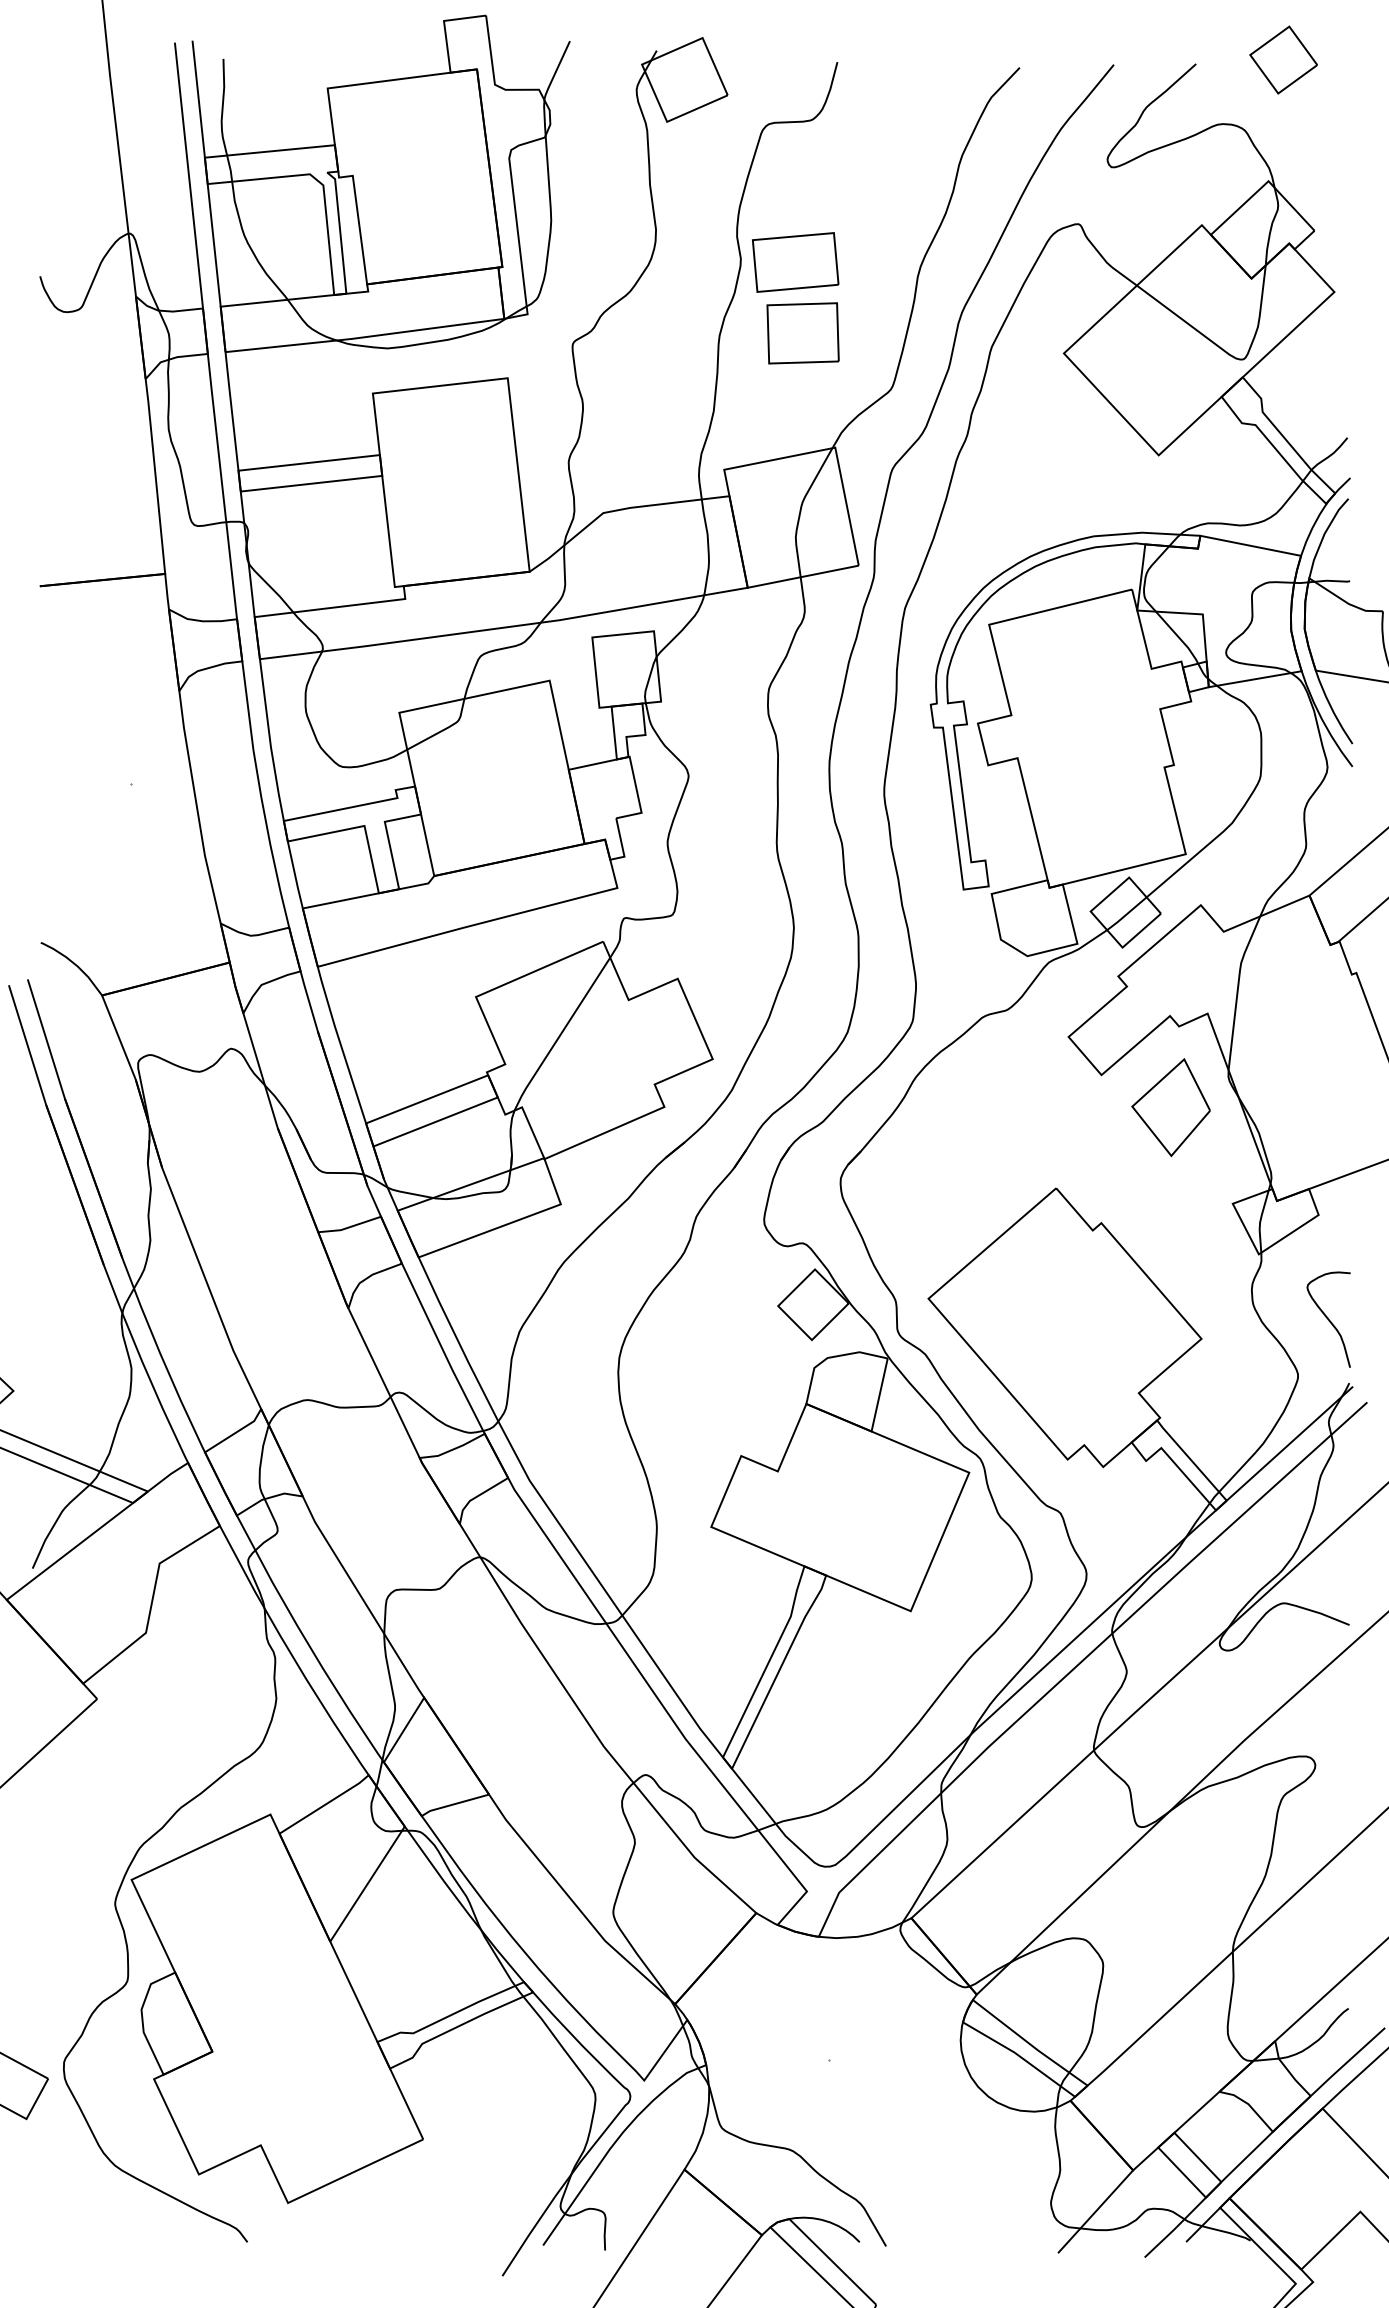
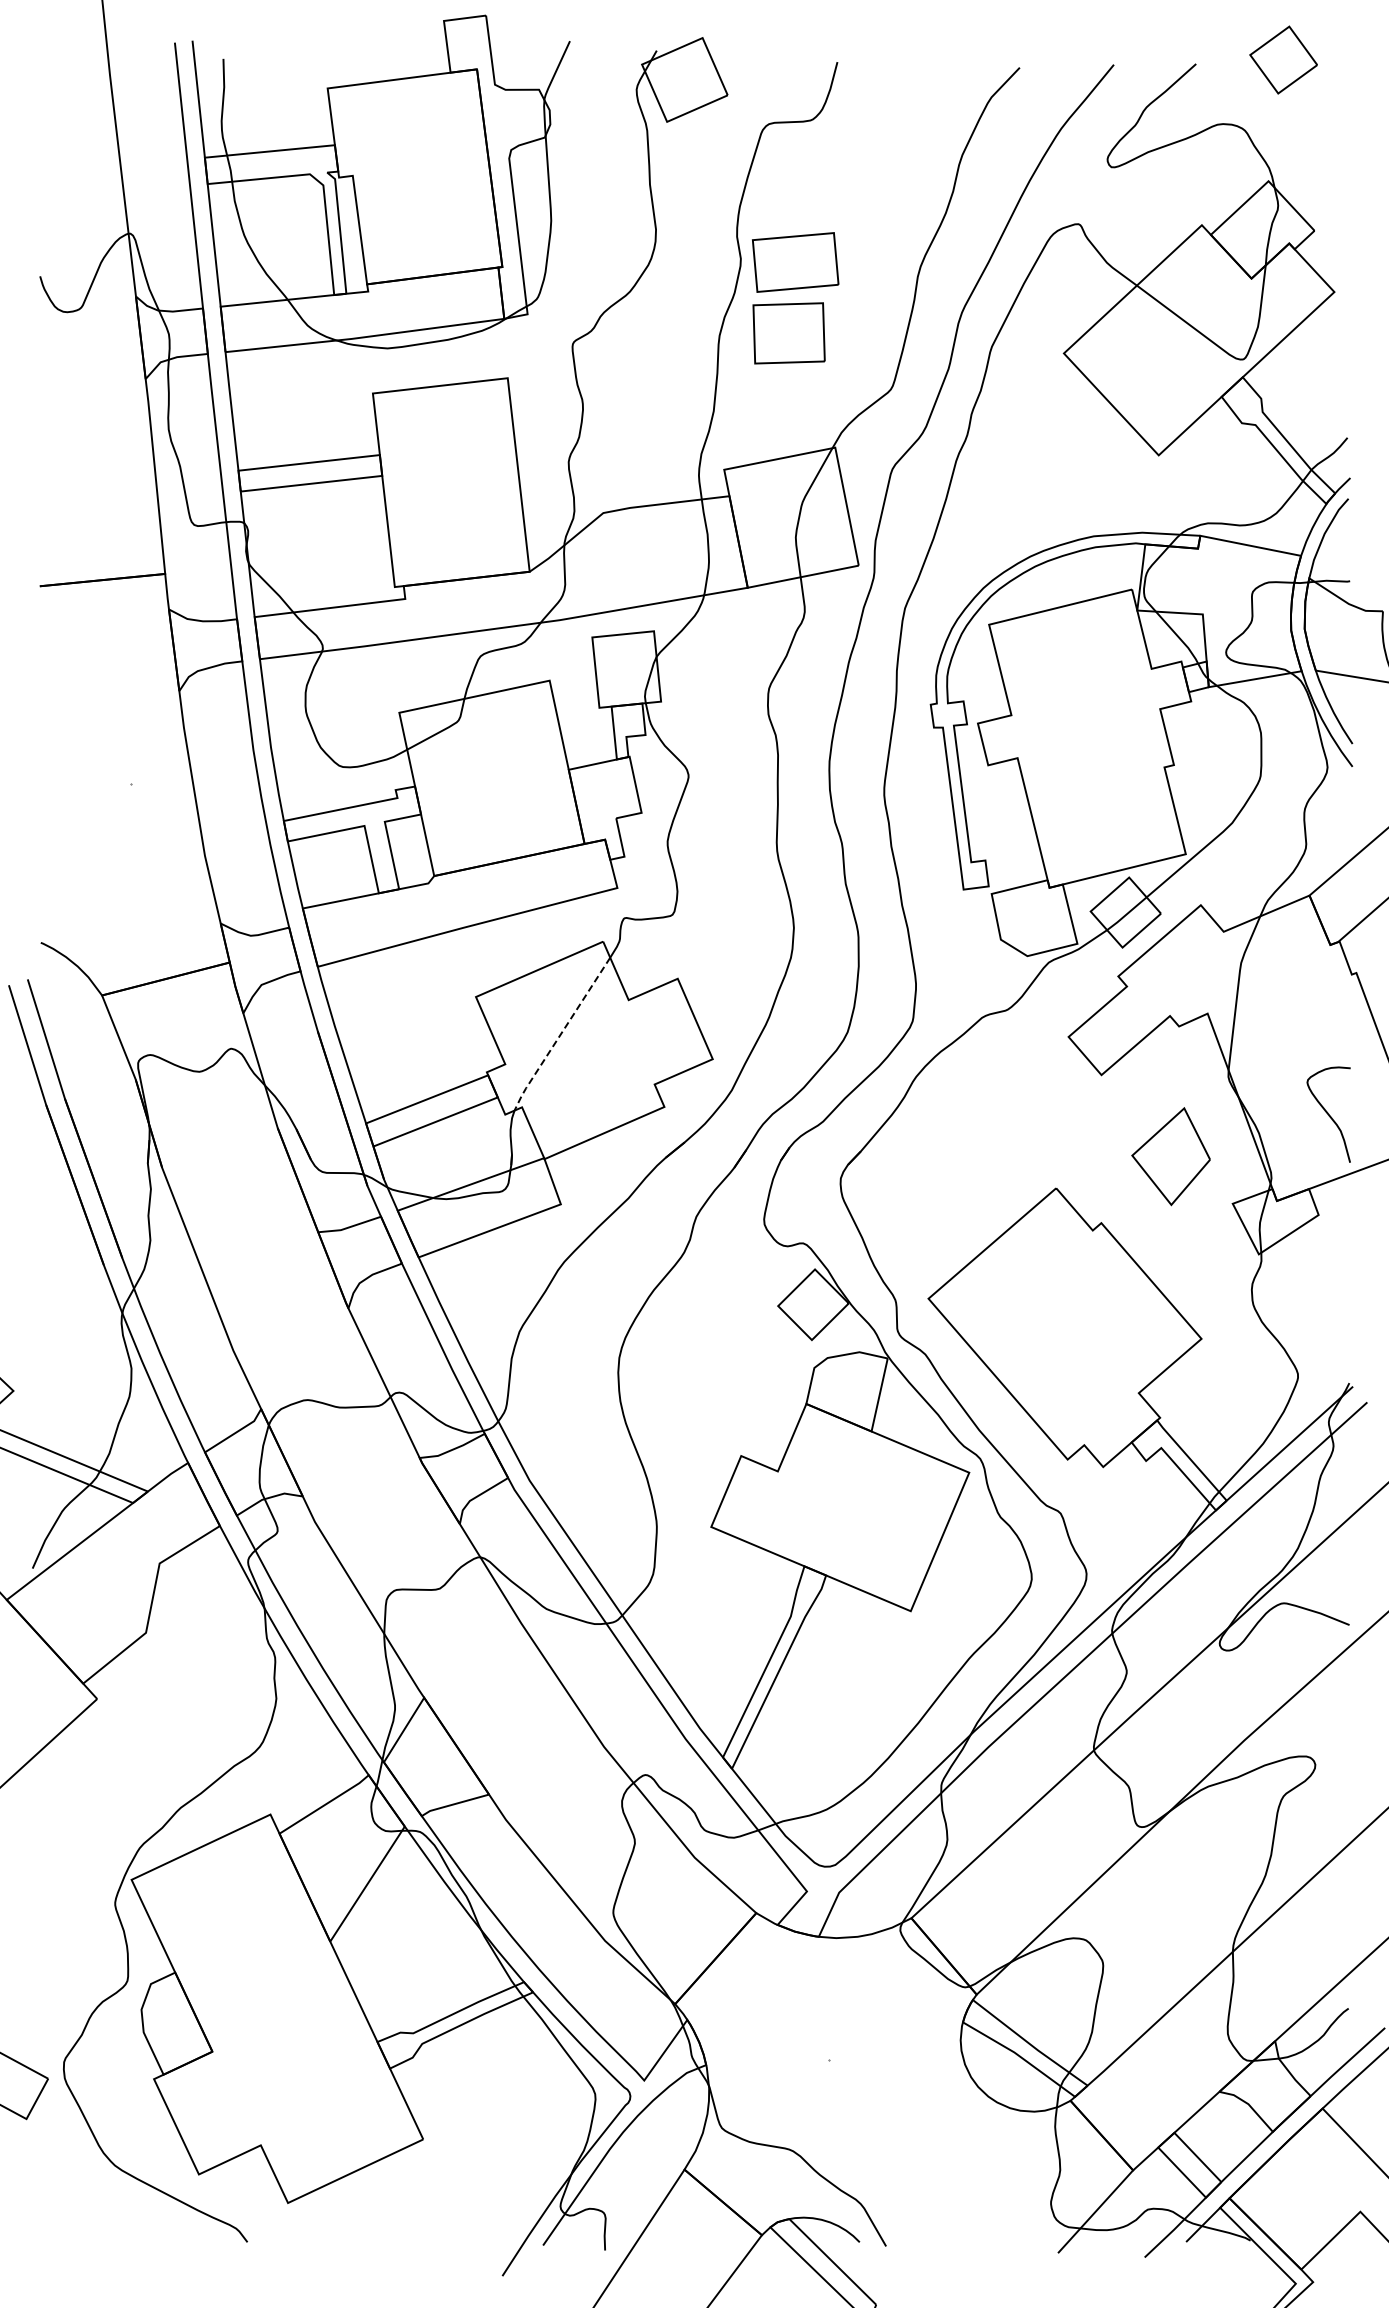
part position: (802, 333) -> (788, 333) (788, 333)
line: solid -> dashed (560, 1034)
part position: (1170, 1107) -> (1170, 1156) (1170, 1156)
curve position: (1328, 1319) -> (1328, 1114) (1328, 1114)
